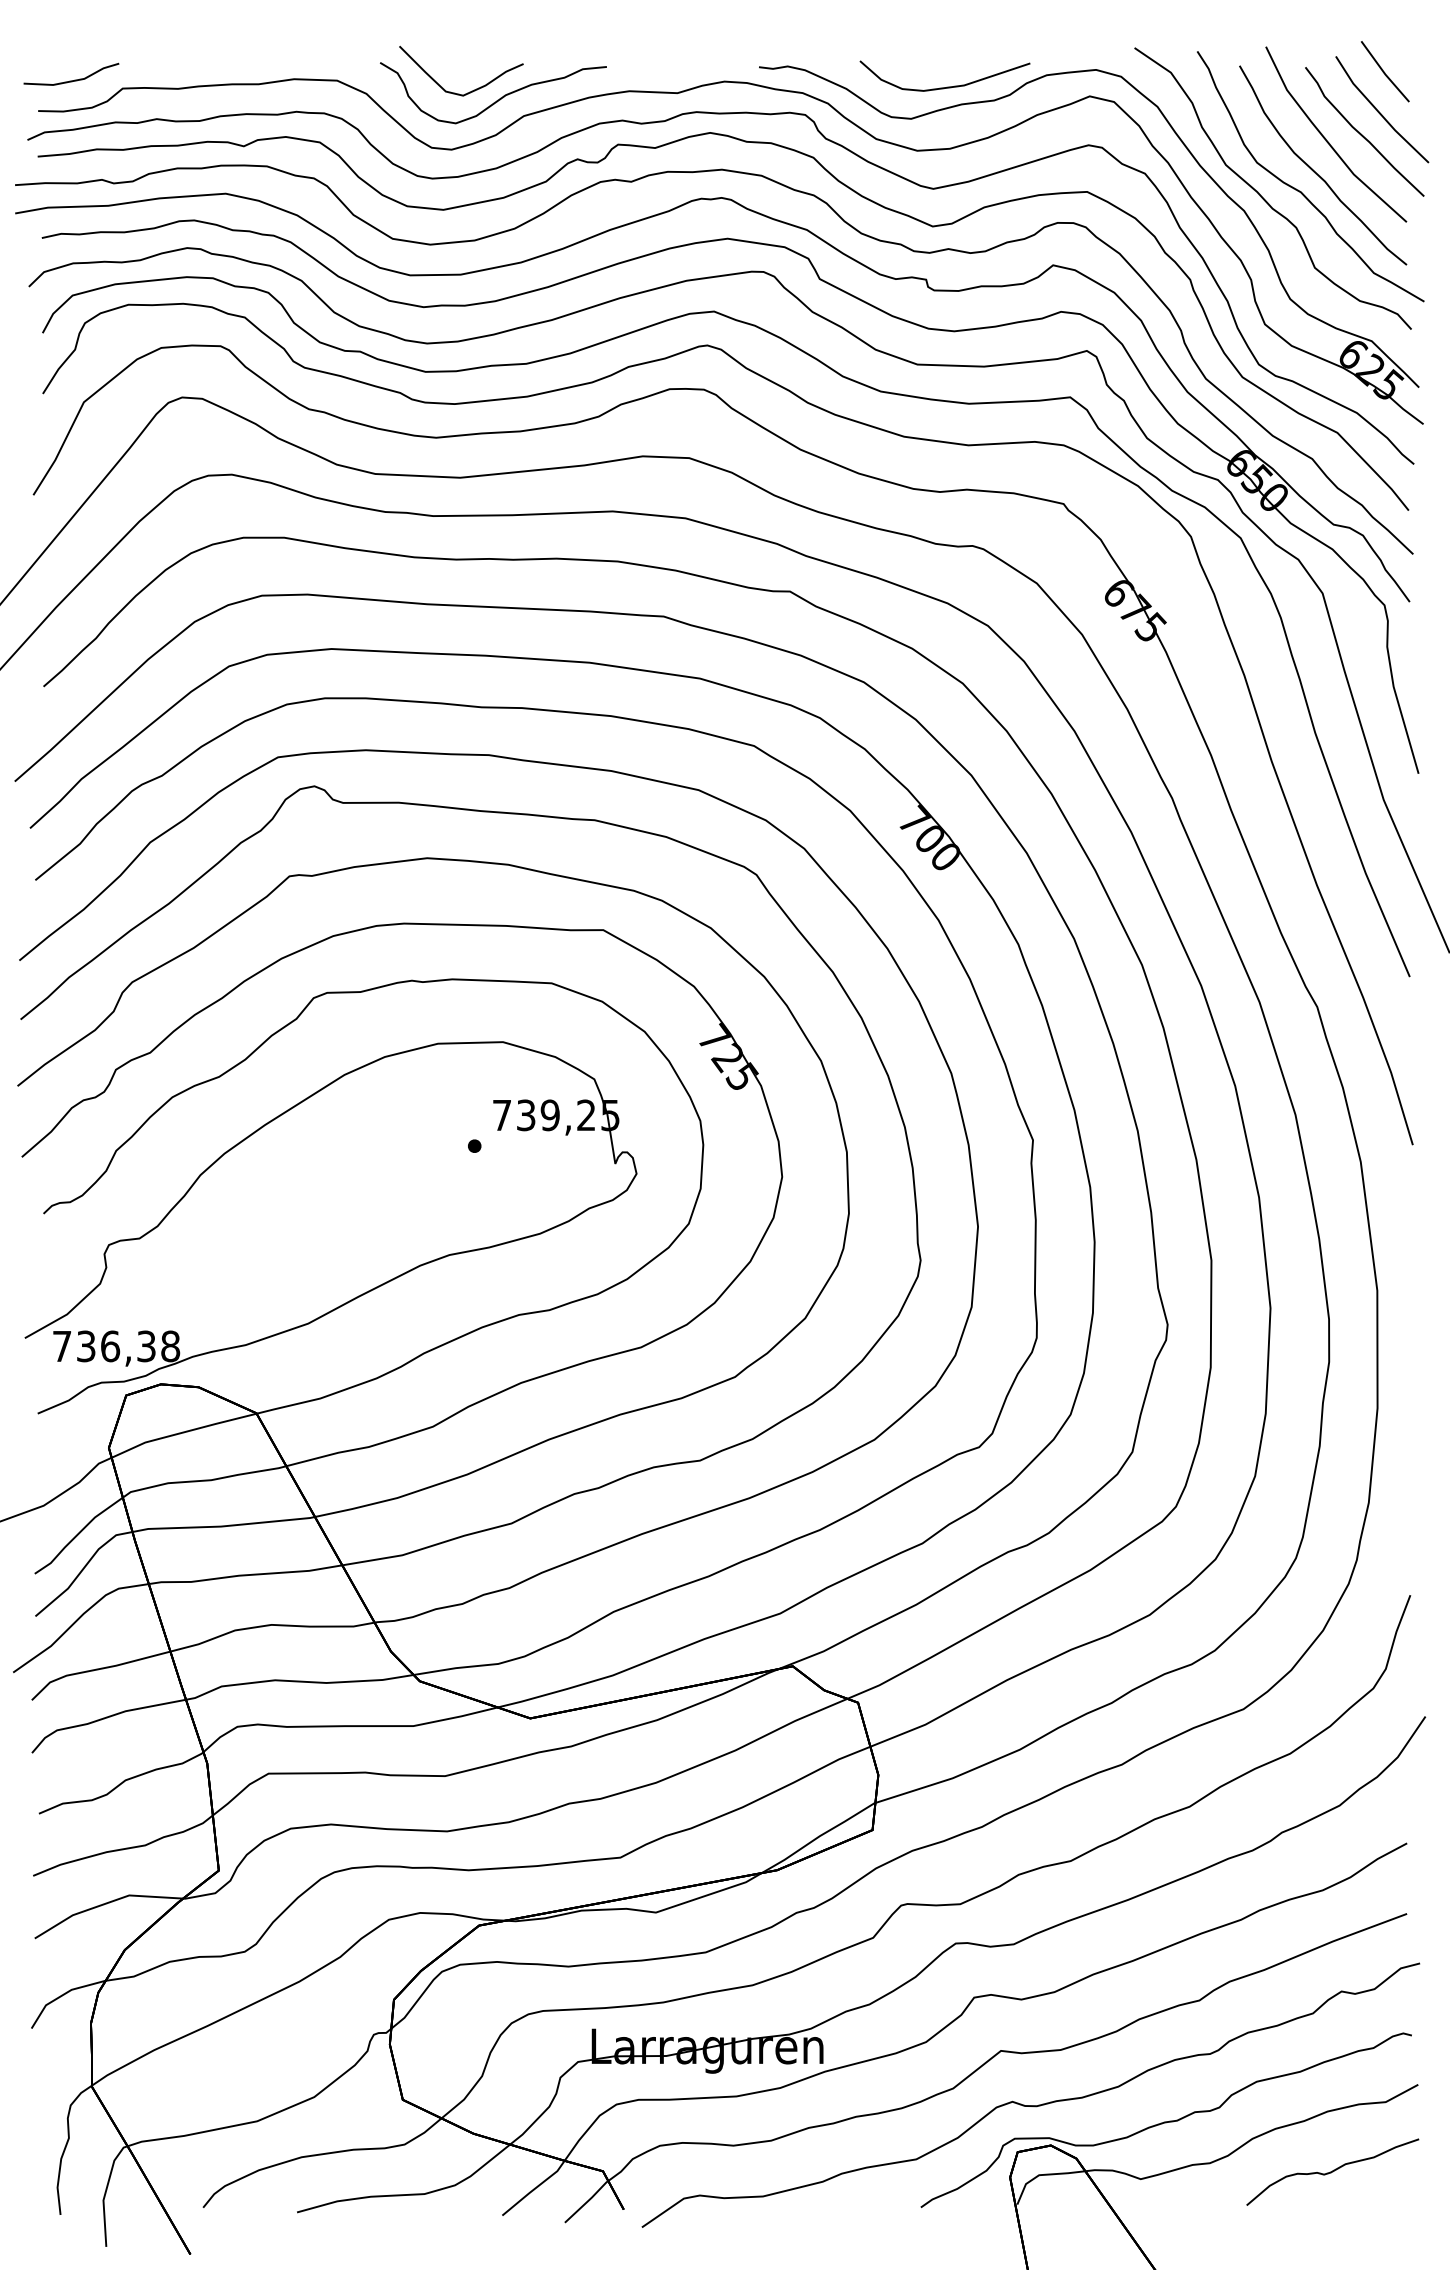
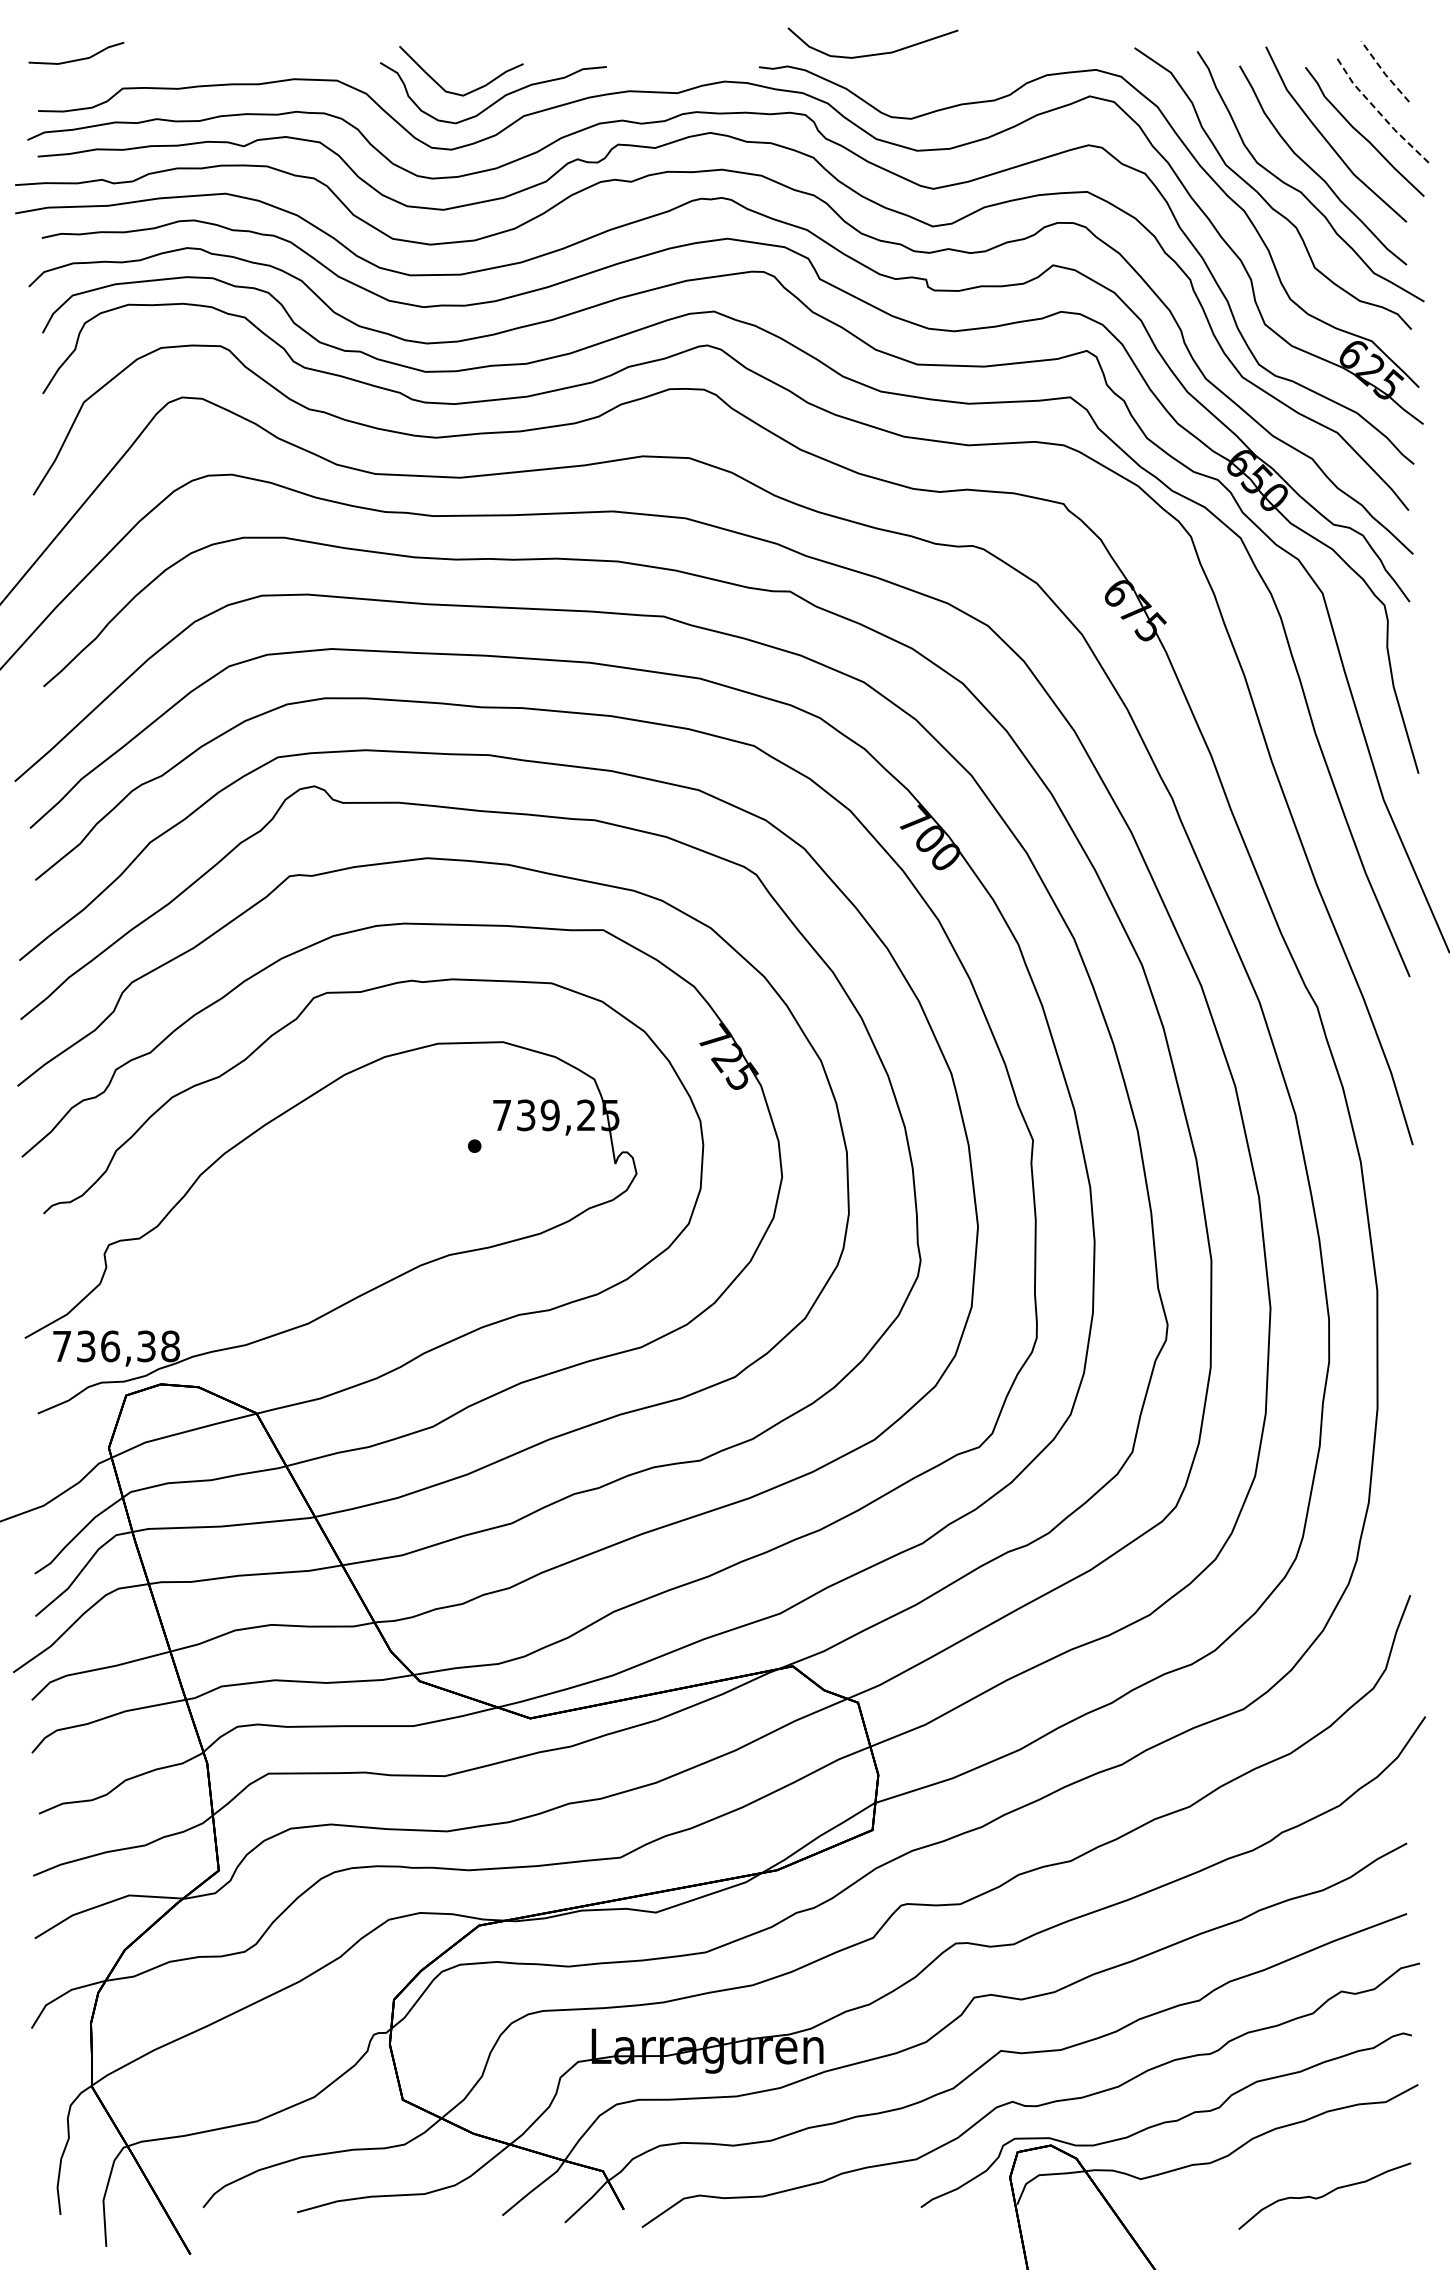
line: solid -> dashed (1384, 72)
line position: (74, 79) -> (79, 58) (79, 58)
curve position: (947, 86) -> (875, 53) (875, 53)
line: solid -> dashed (1378, 111)
curve position: (1332, 2171) -> (1324, 2195) (1324, 2195)
